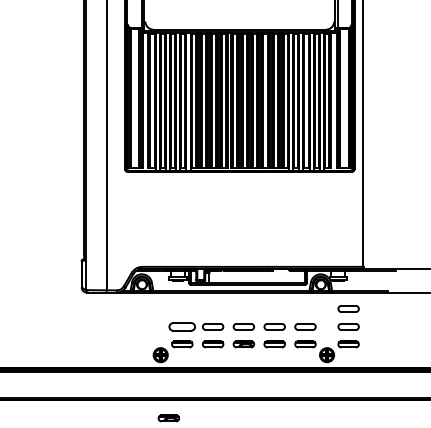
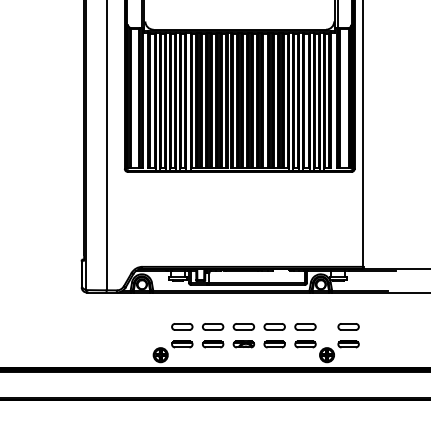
part: present -> none (348, 308)
part size: 28x10 px -> 23x8 px (182, 326)
part: present -> none (168, 418)
